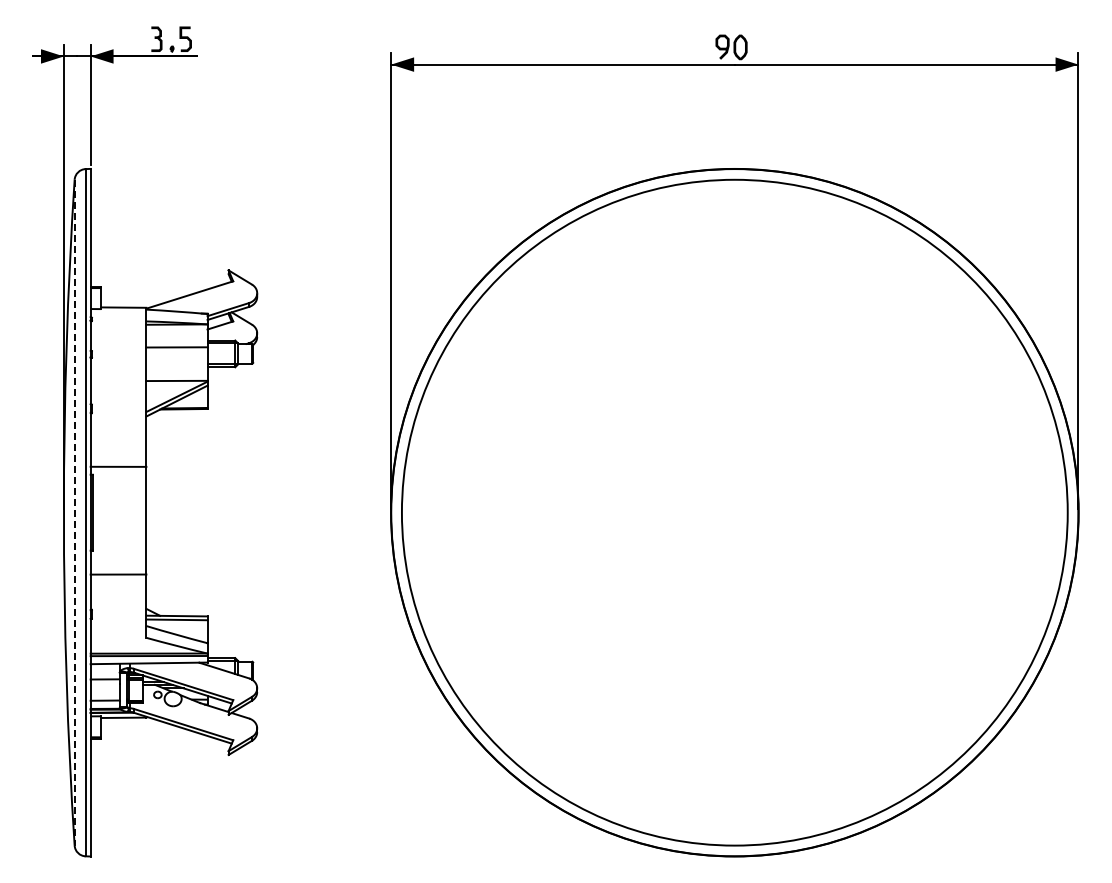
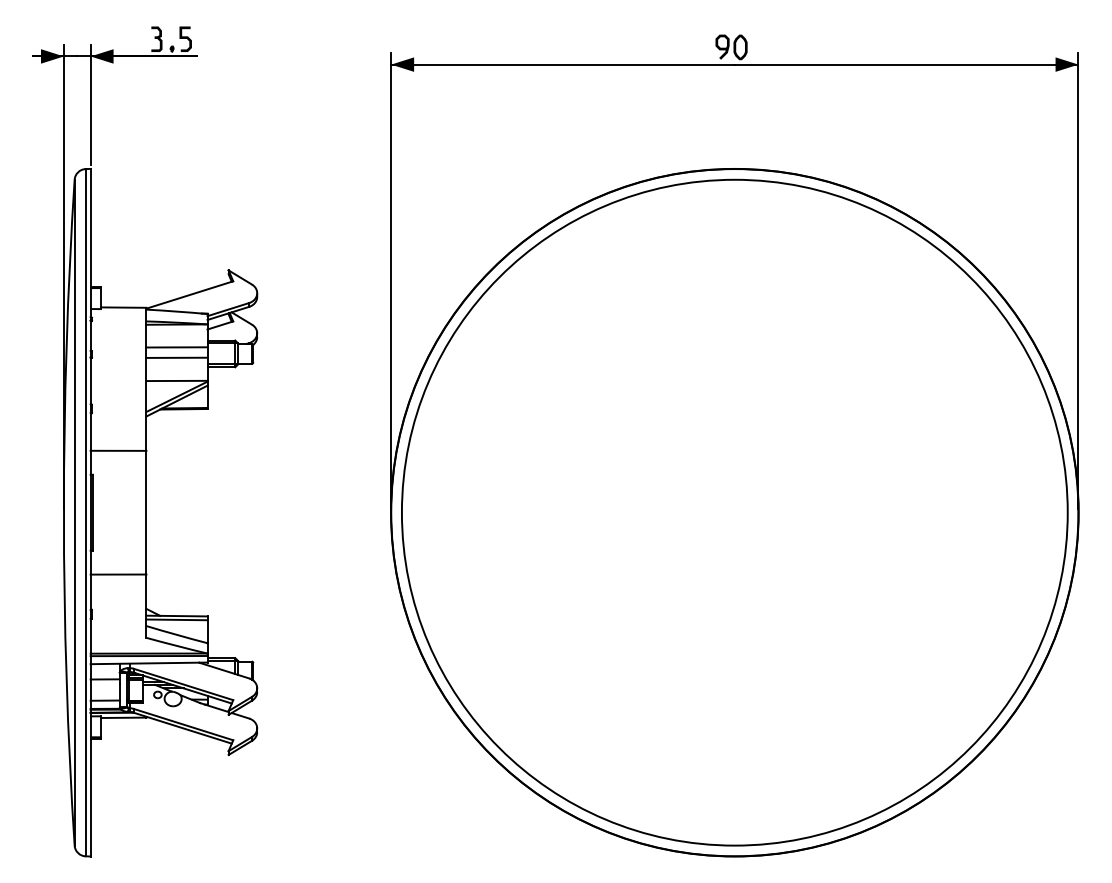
line: none -> present (176, 357)
line position: (118, 466) -> (118, 450) (118, 450)
line: dashed -> solid (74, 512)
